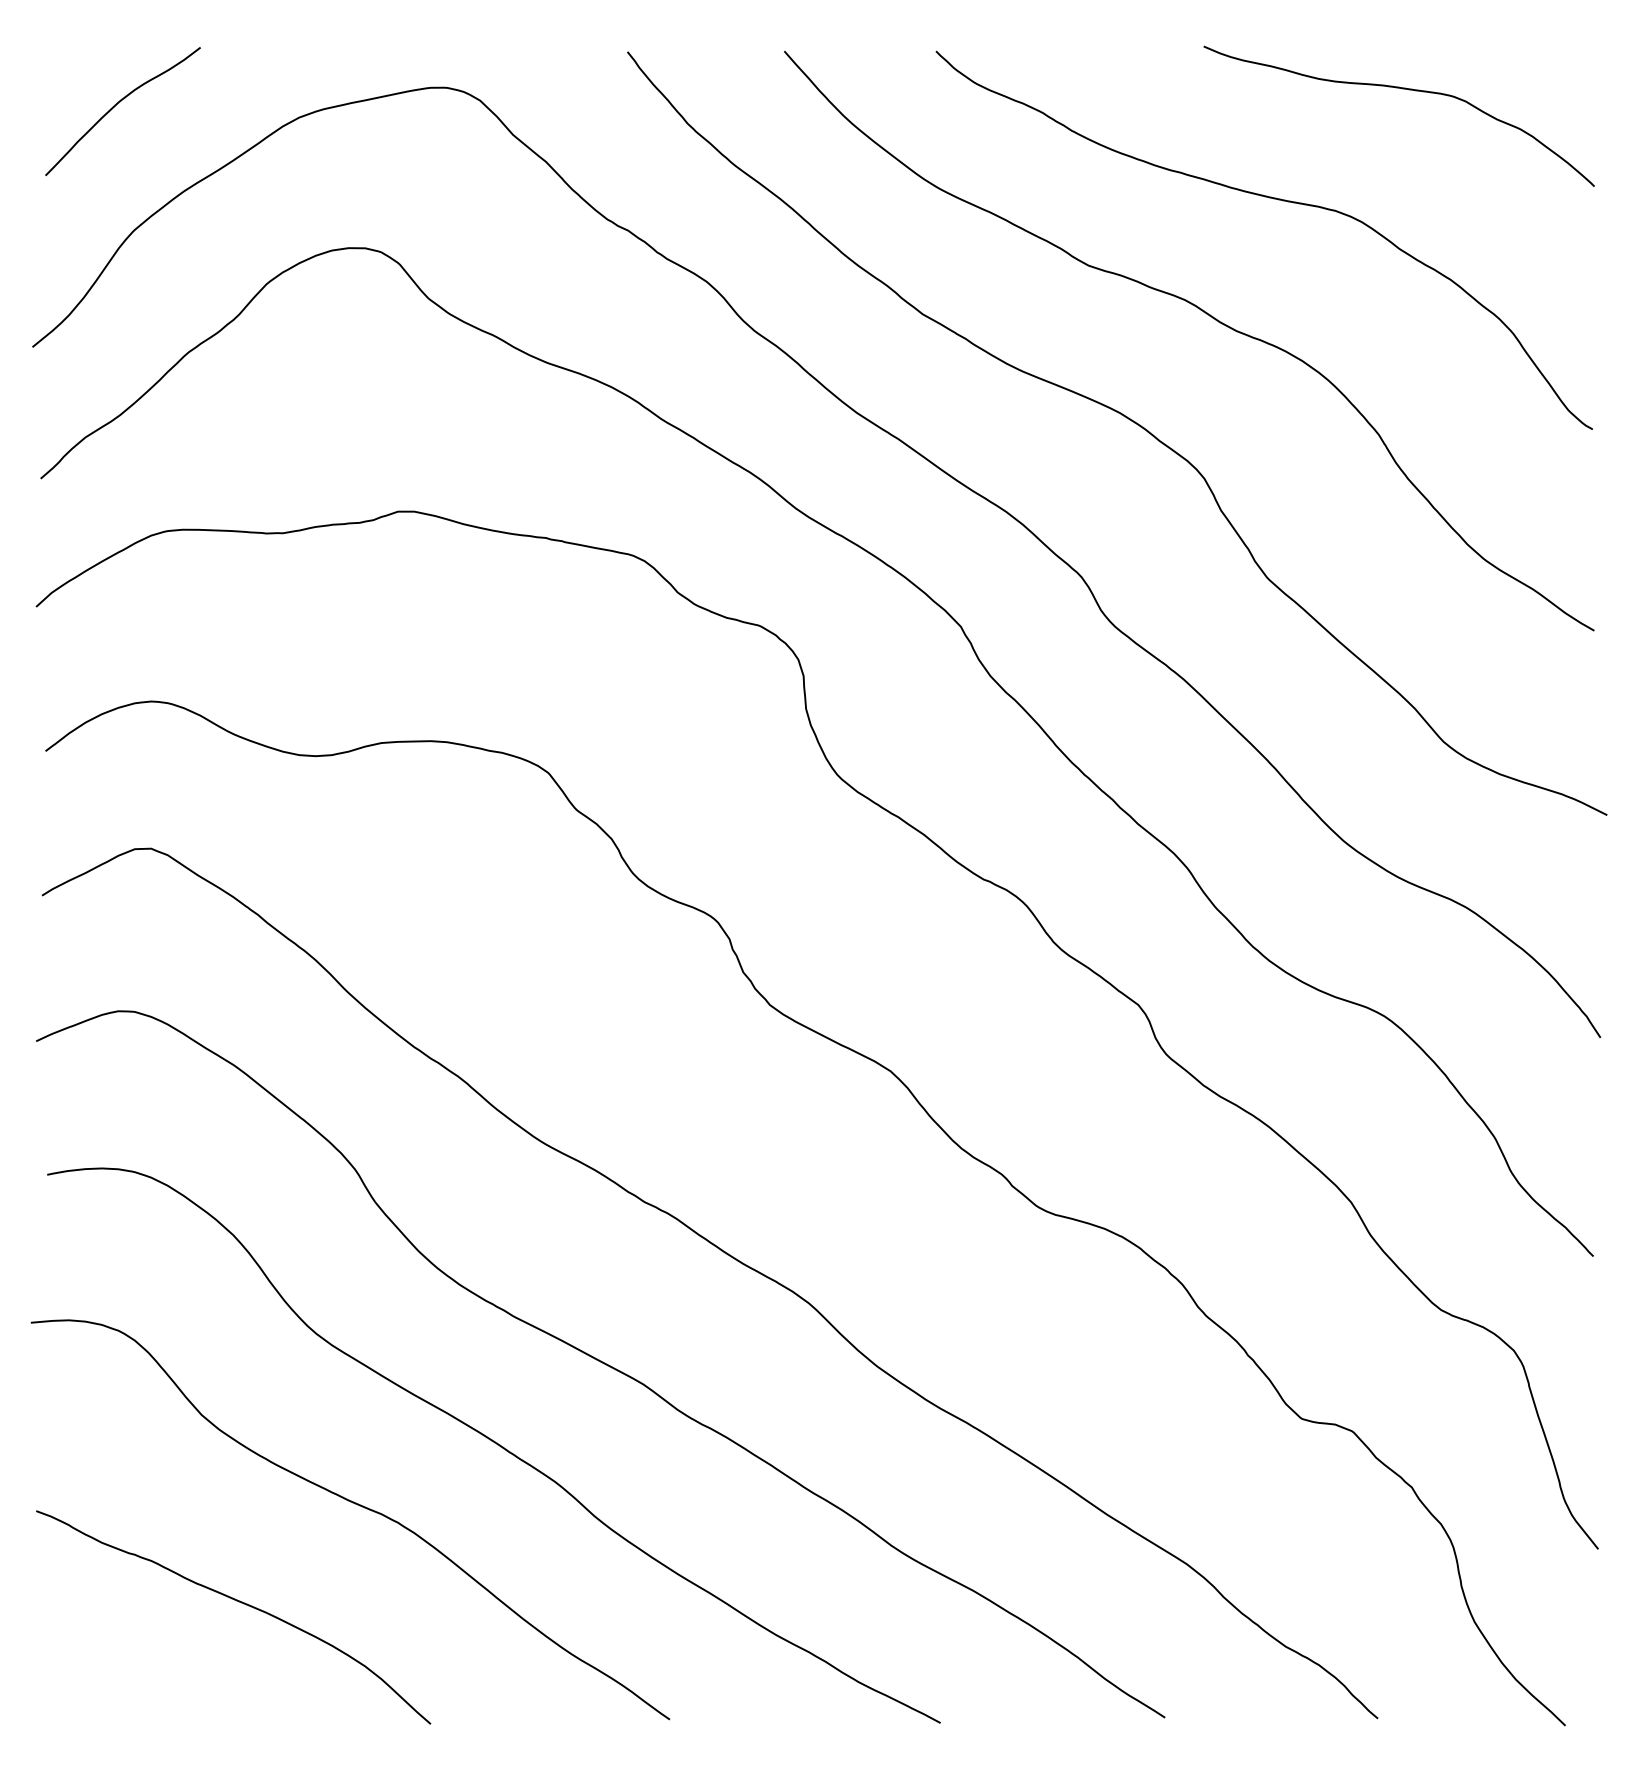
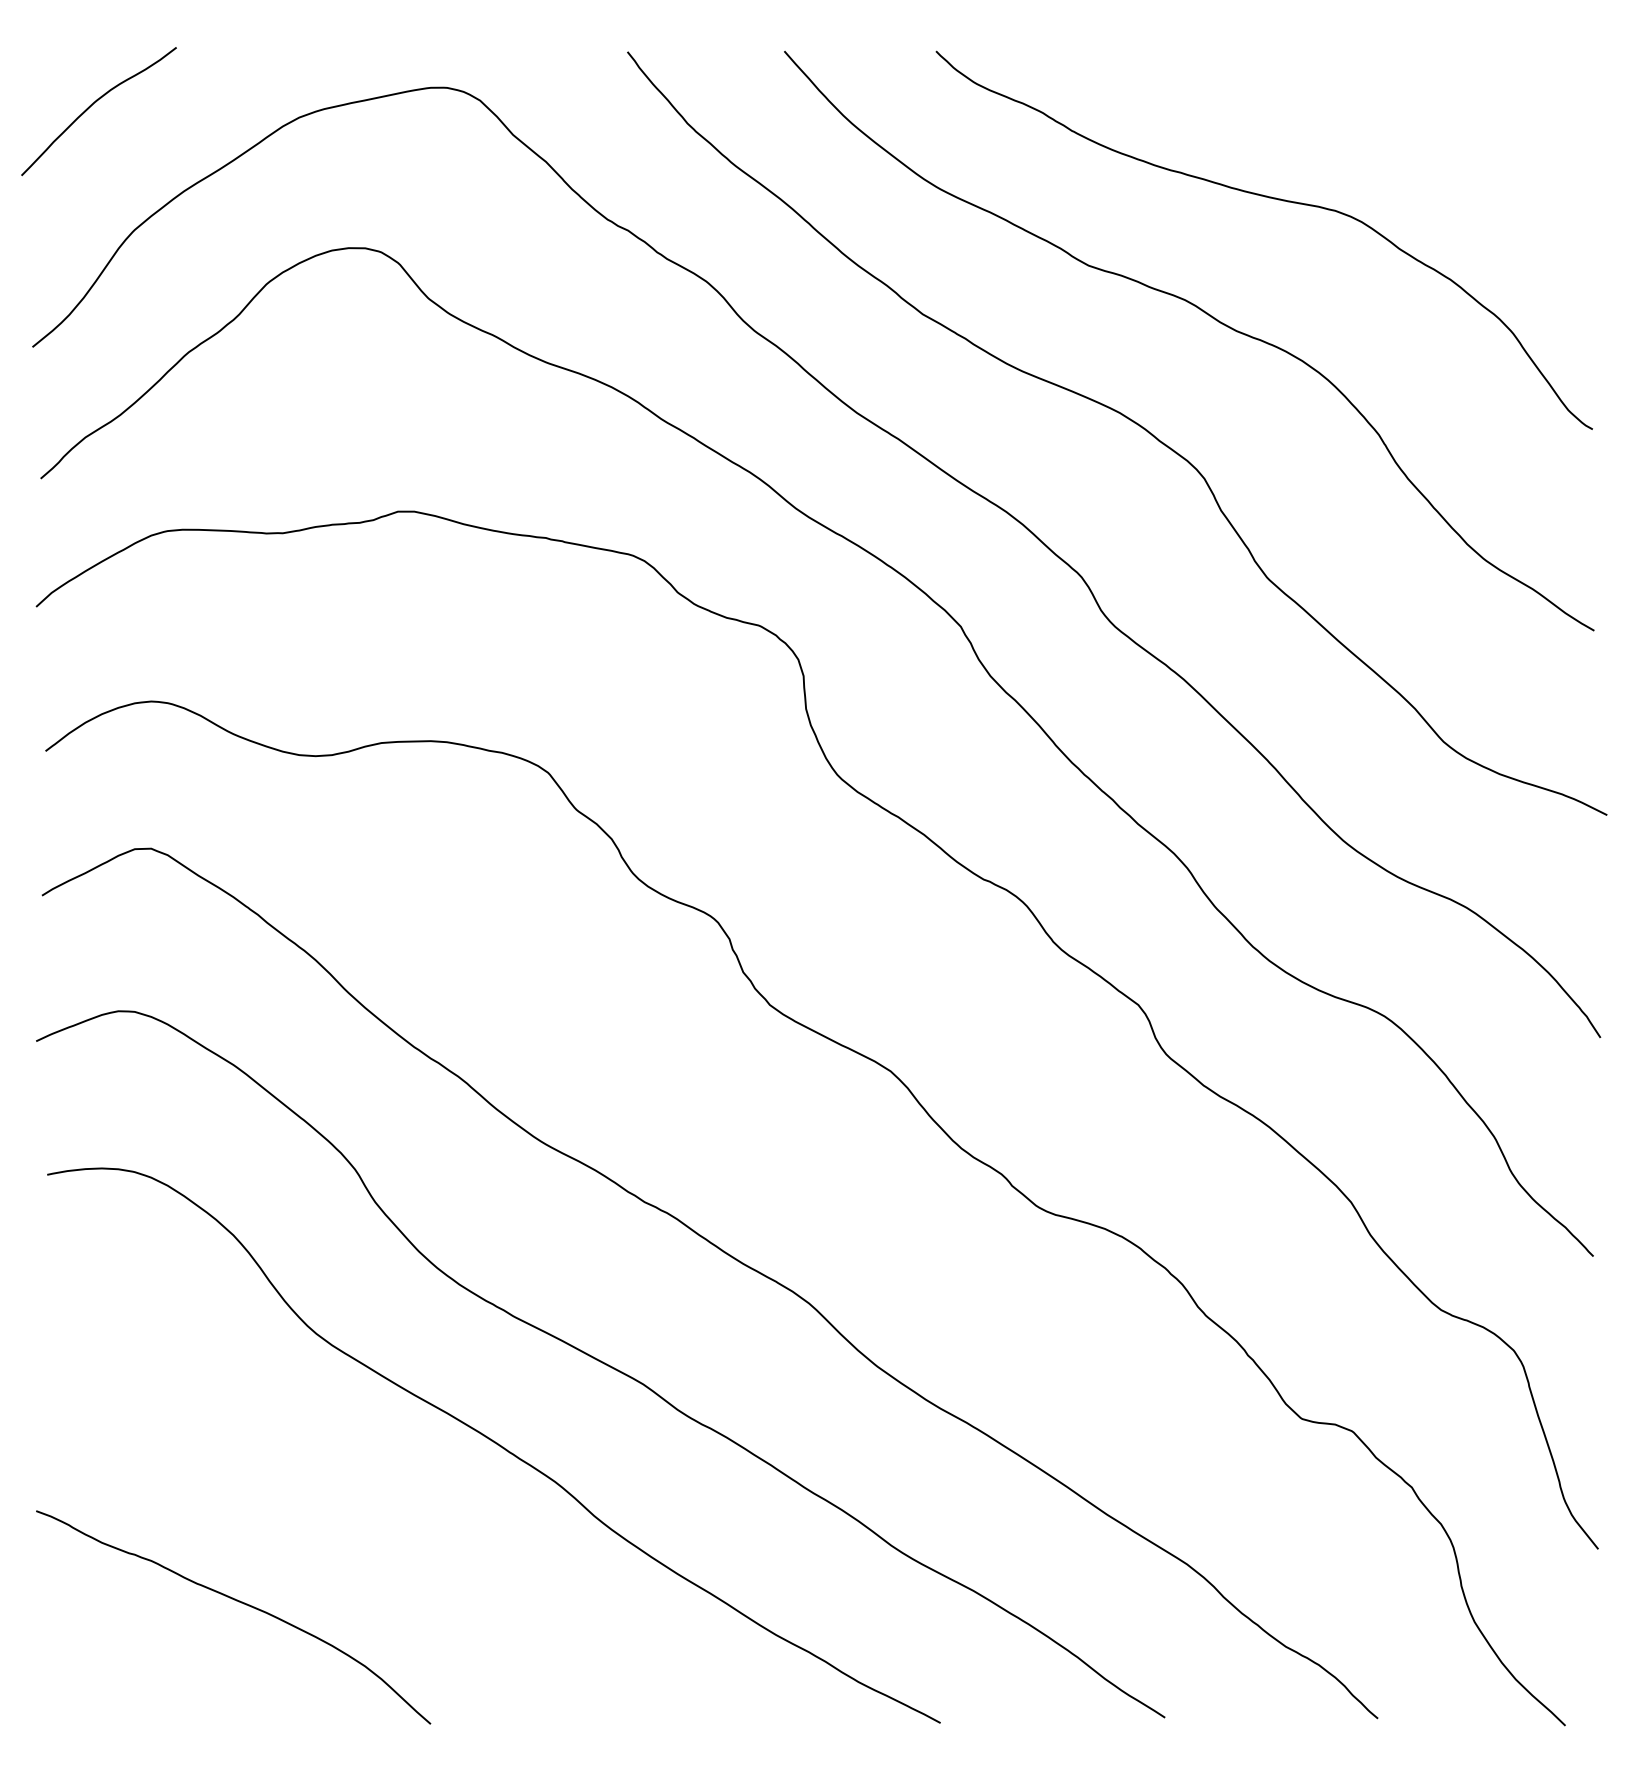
curve: present -> none (1402, 89)
curve position: (116, 105) -> (92, 105) (92, 105)
curve: present -> none (357, 1505)
